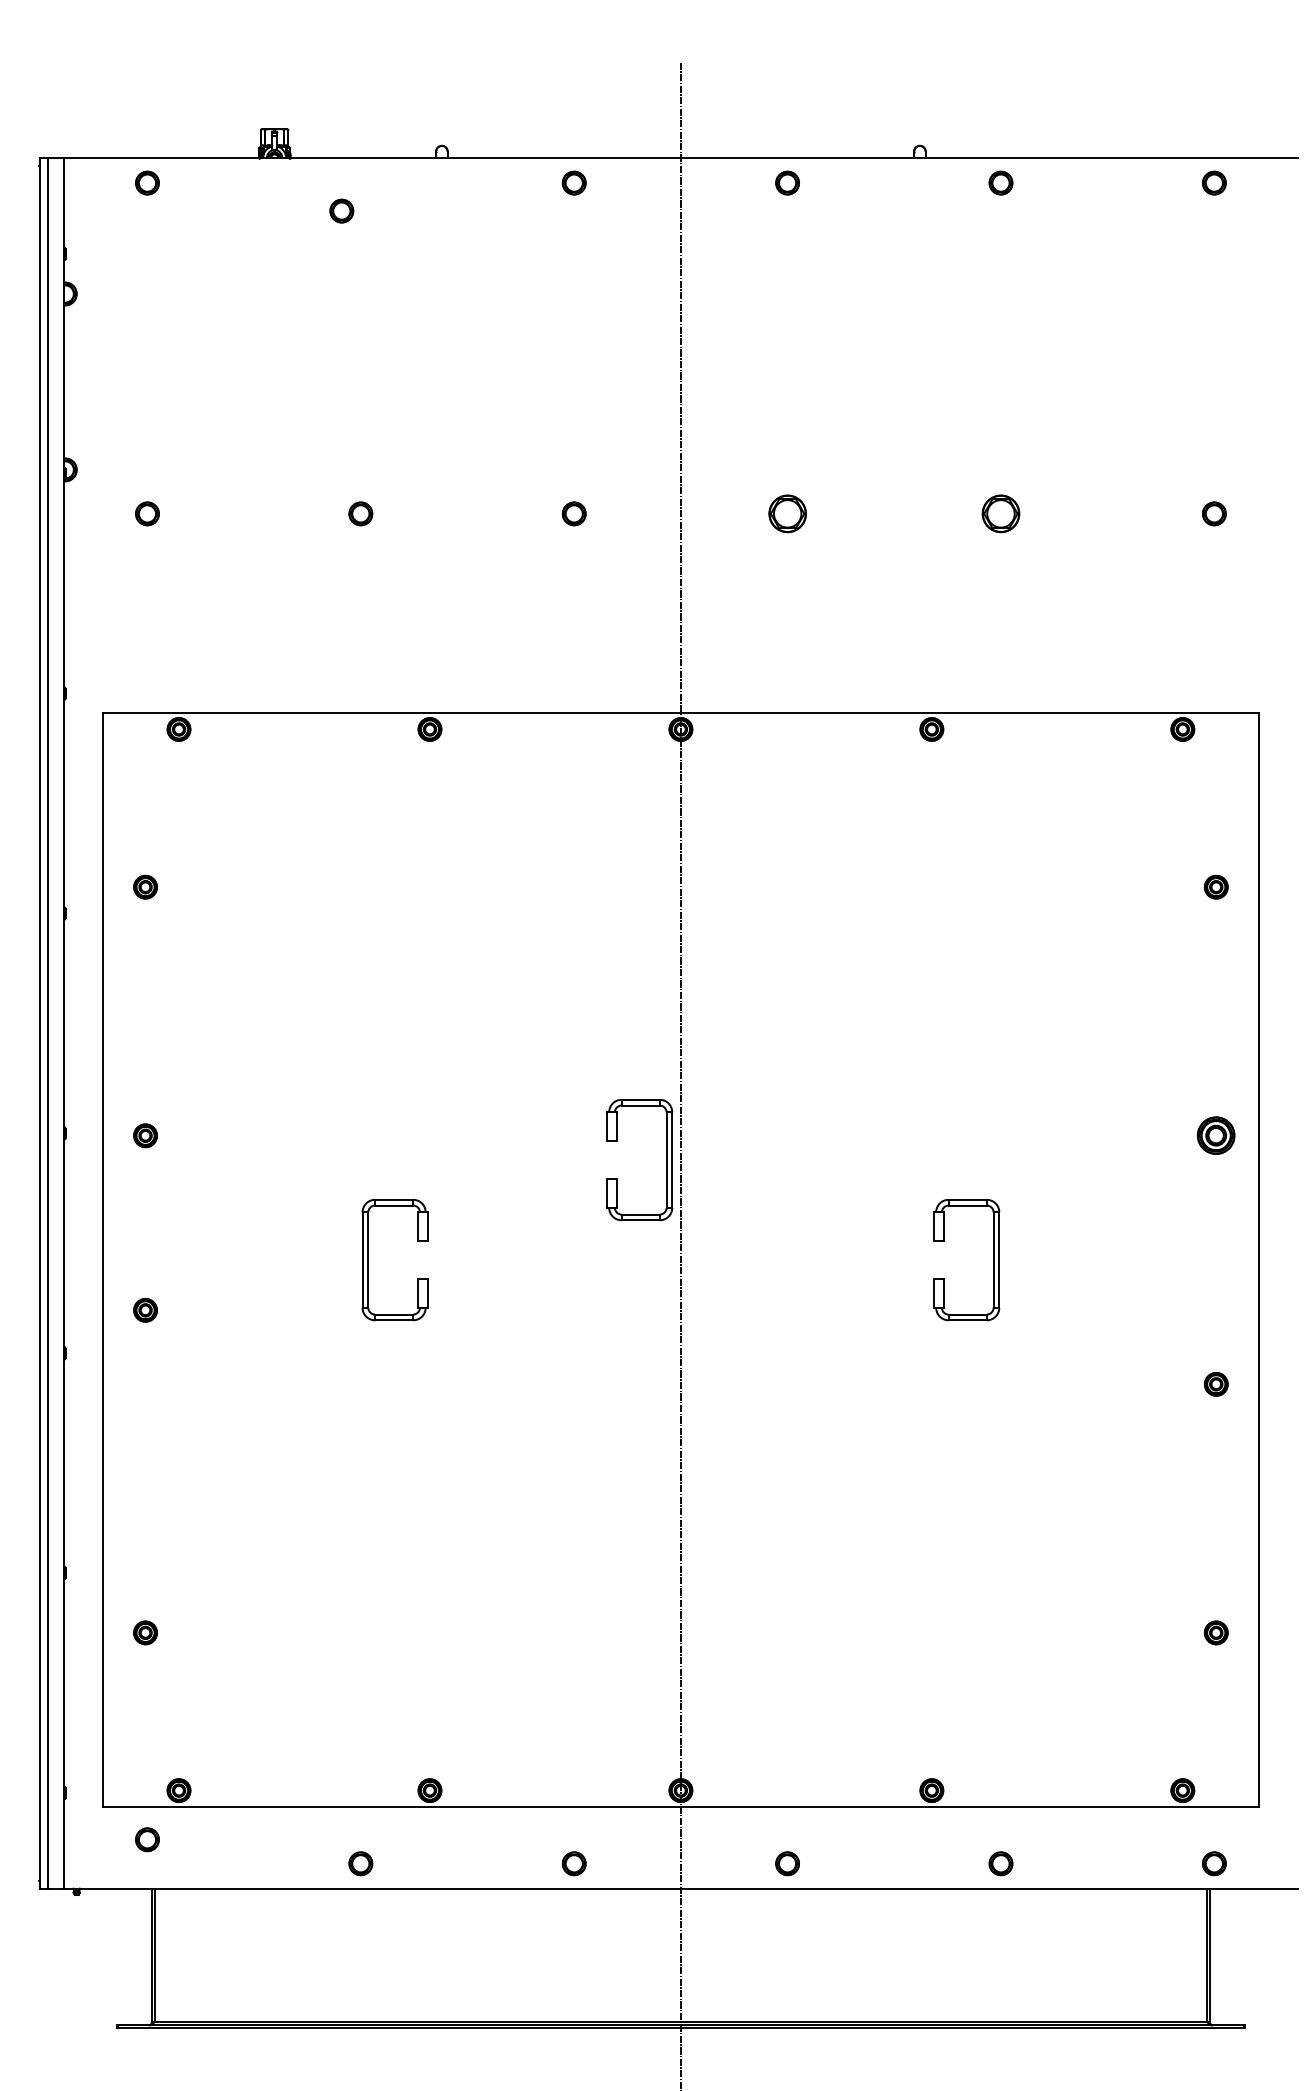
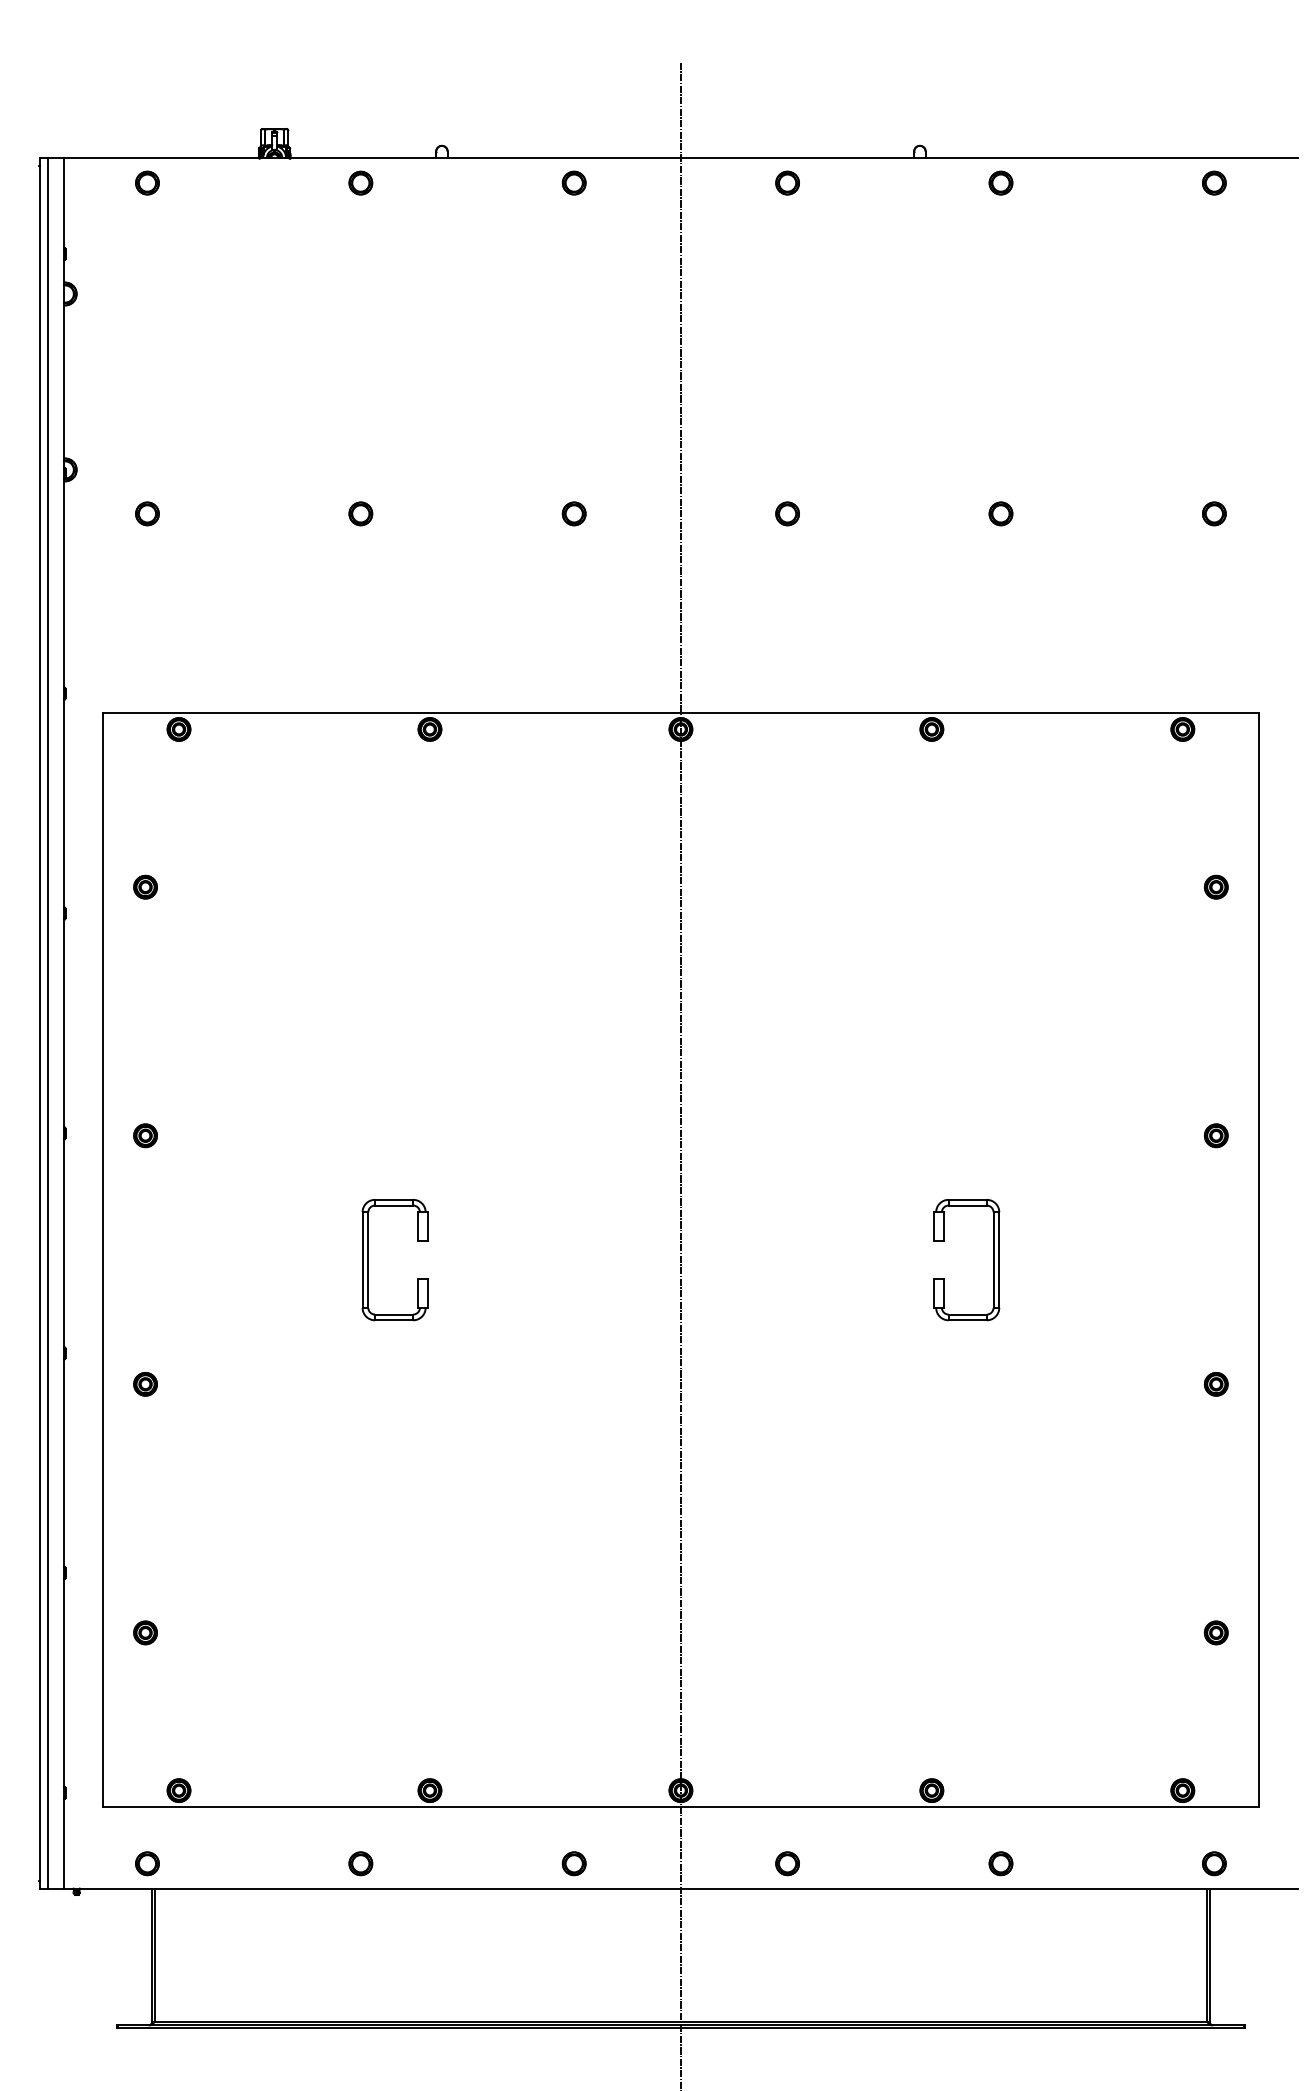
part position: (341, 210) -> (360, 182) (360, 182)
part size: 39x40 px -> 25x26 px (787, 513)
part size: 40x40 px -> 26x26 px (1000, 513)
part size: 40x39 px -> 25x26 px (1216, 1135)
part: present -> none (666, 1160)
part position: (145, 1310) -> (145, 1384) (145, 1384)
part position: (147, 1839) -> (147, 1863) (147, 1863)
